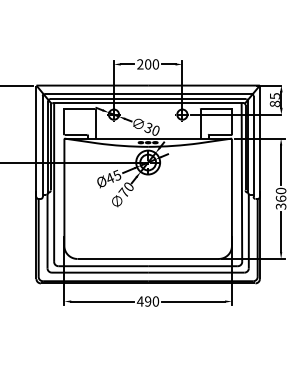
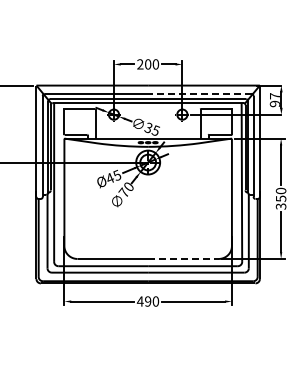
line: solid -> dashed (199, 93)
text: 85 -> 97 (274, 100)
text: 30 -> 35 (155, 130)
text: 360 -> 350 (280, 198)
line: solid -> dashed (183, 258)
